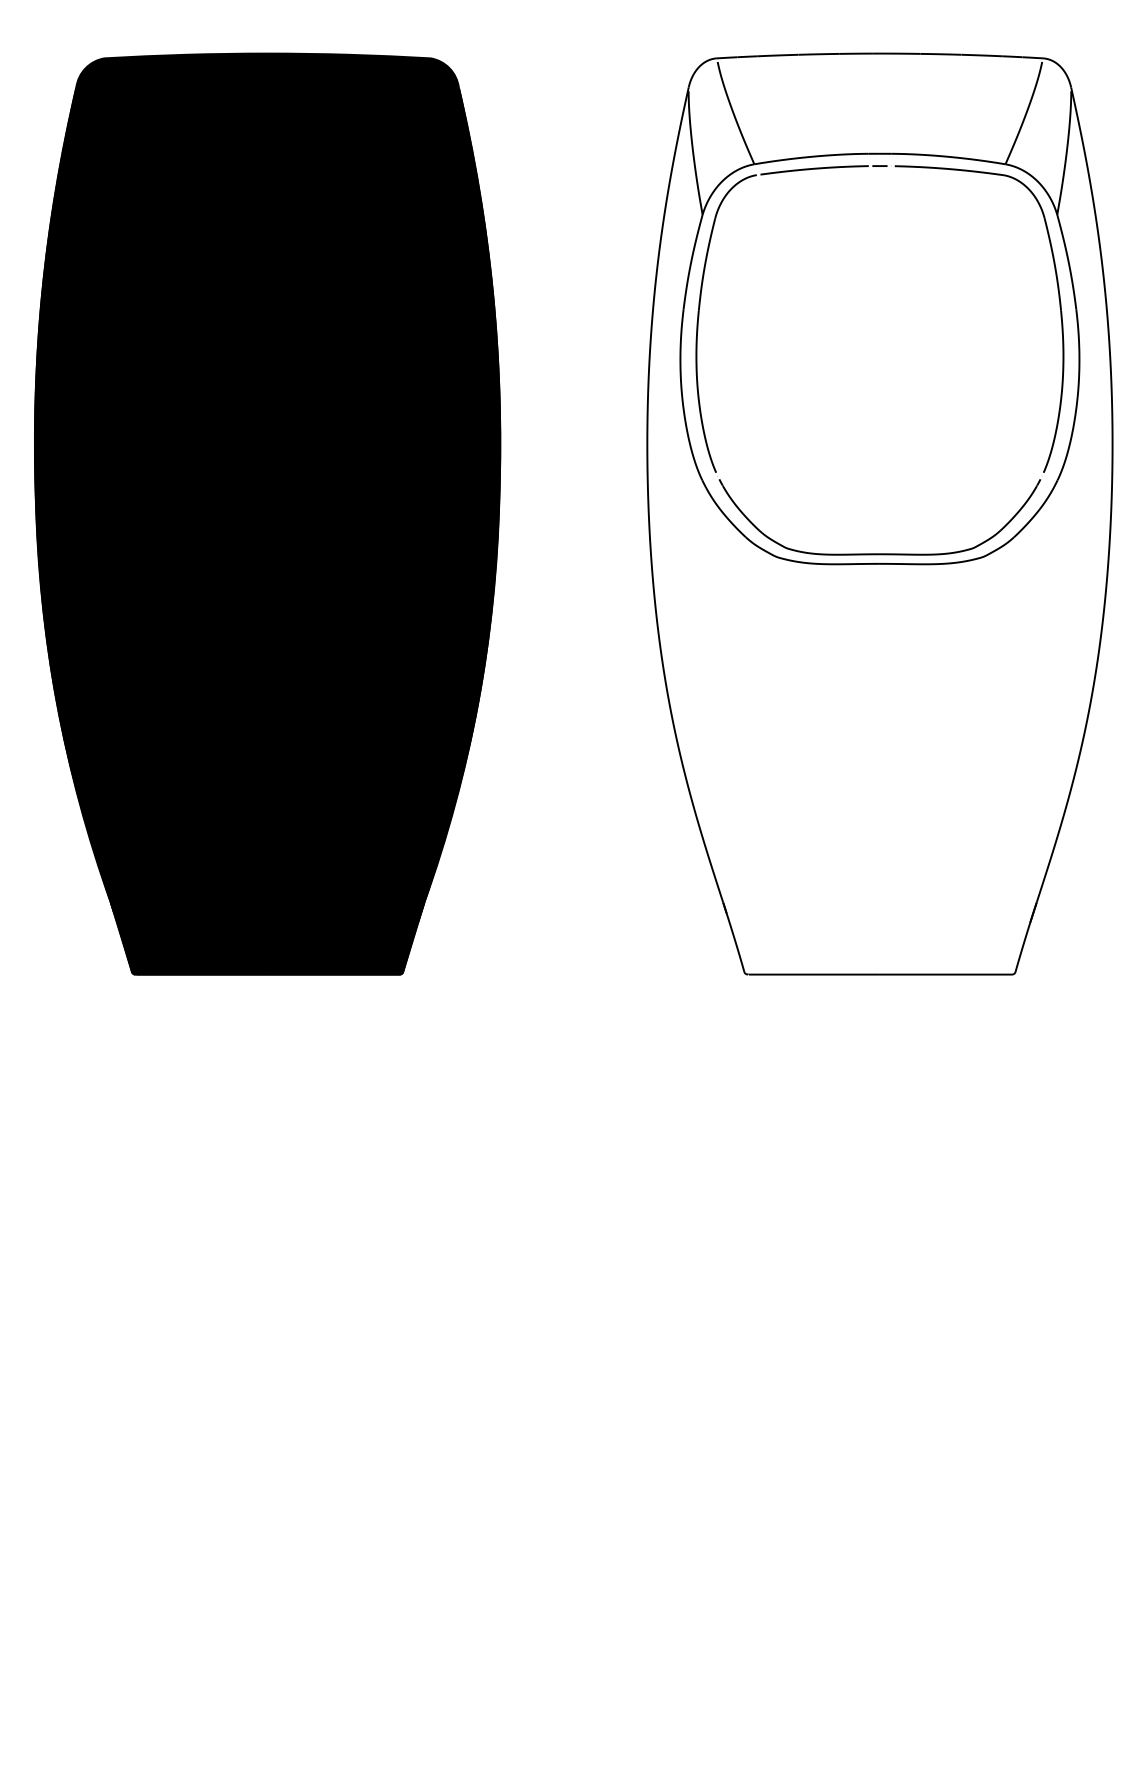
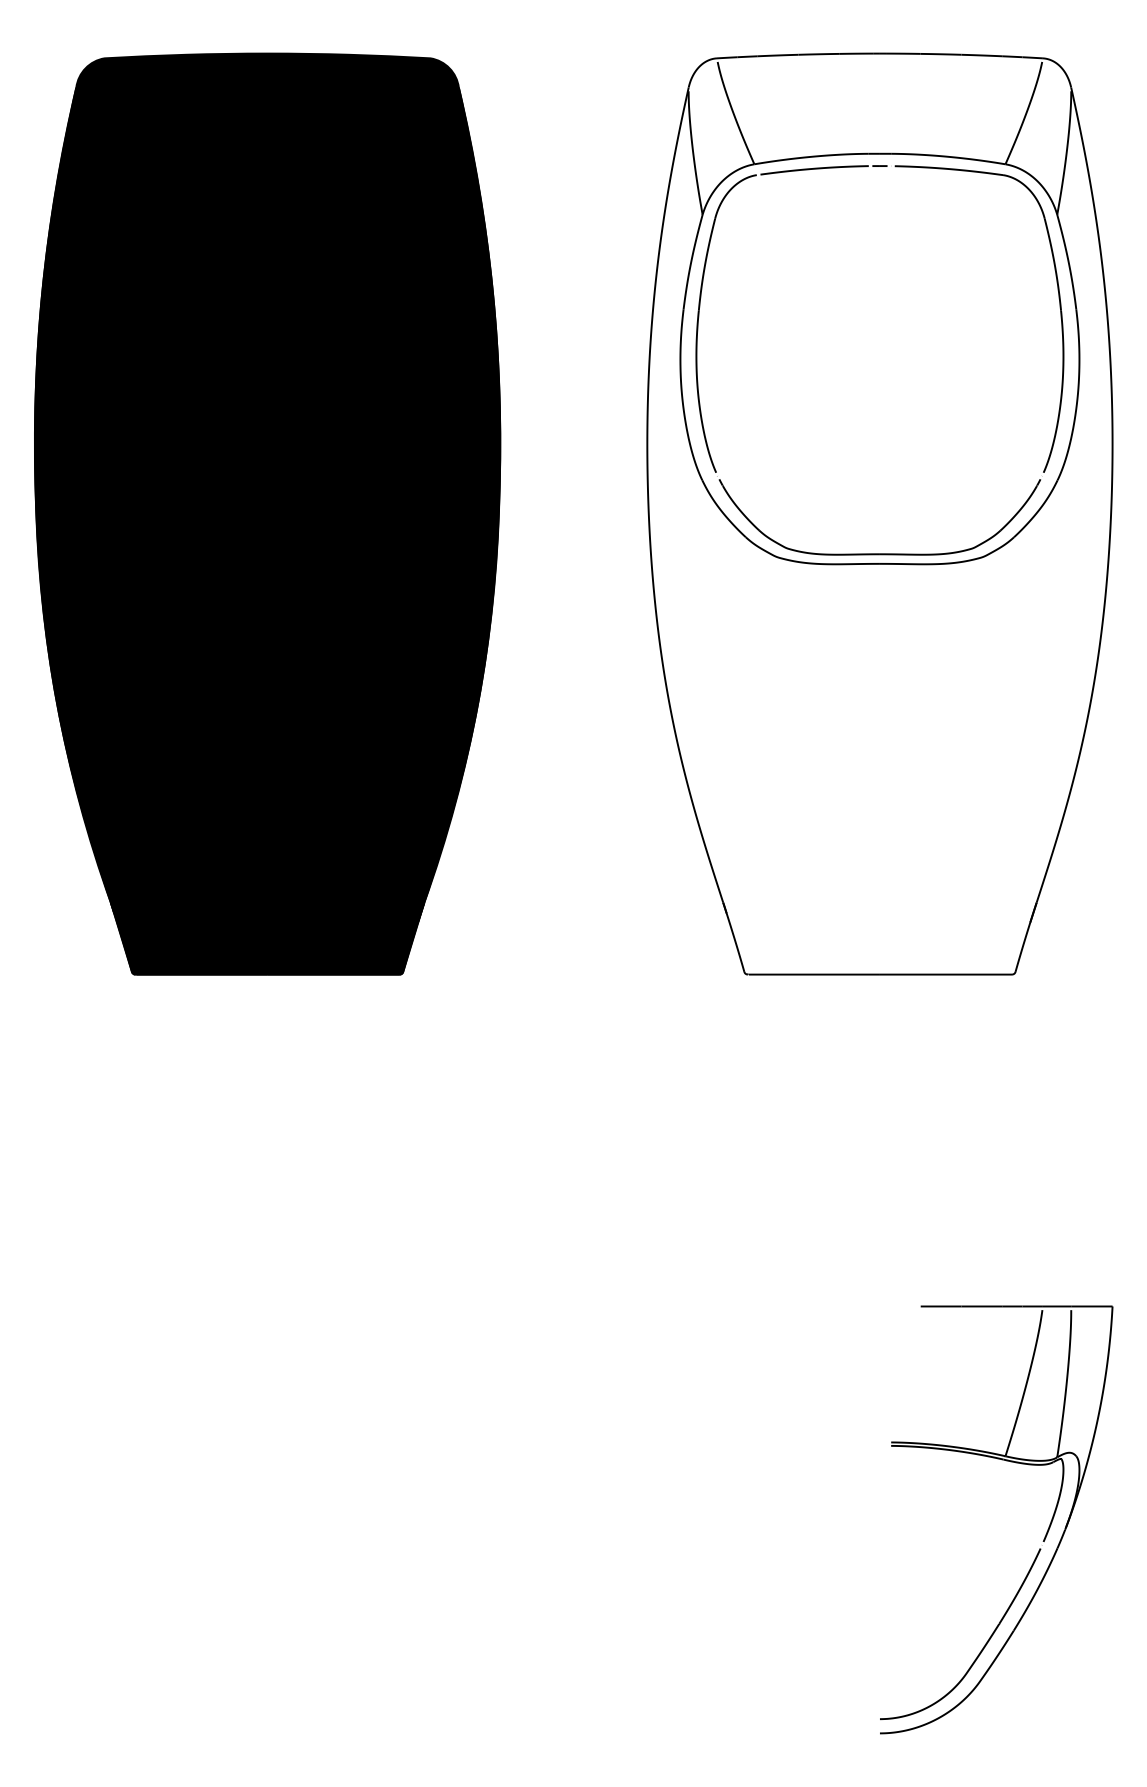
part: none -> present (1044, 1536)
